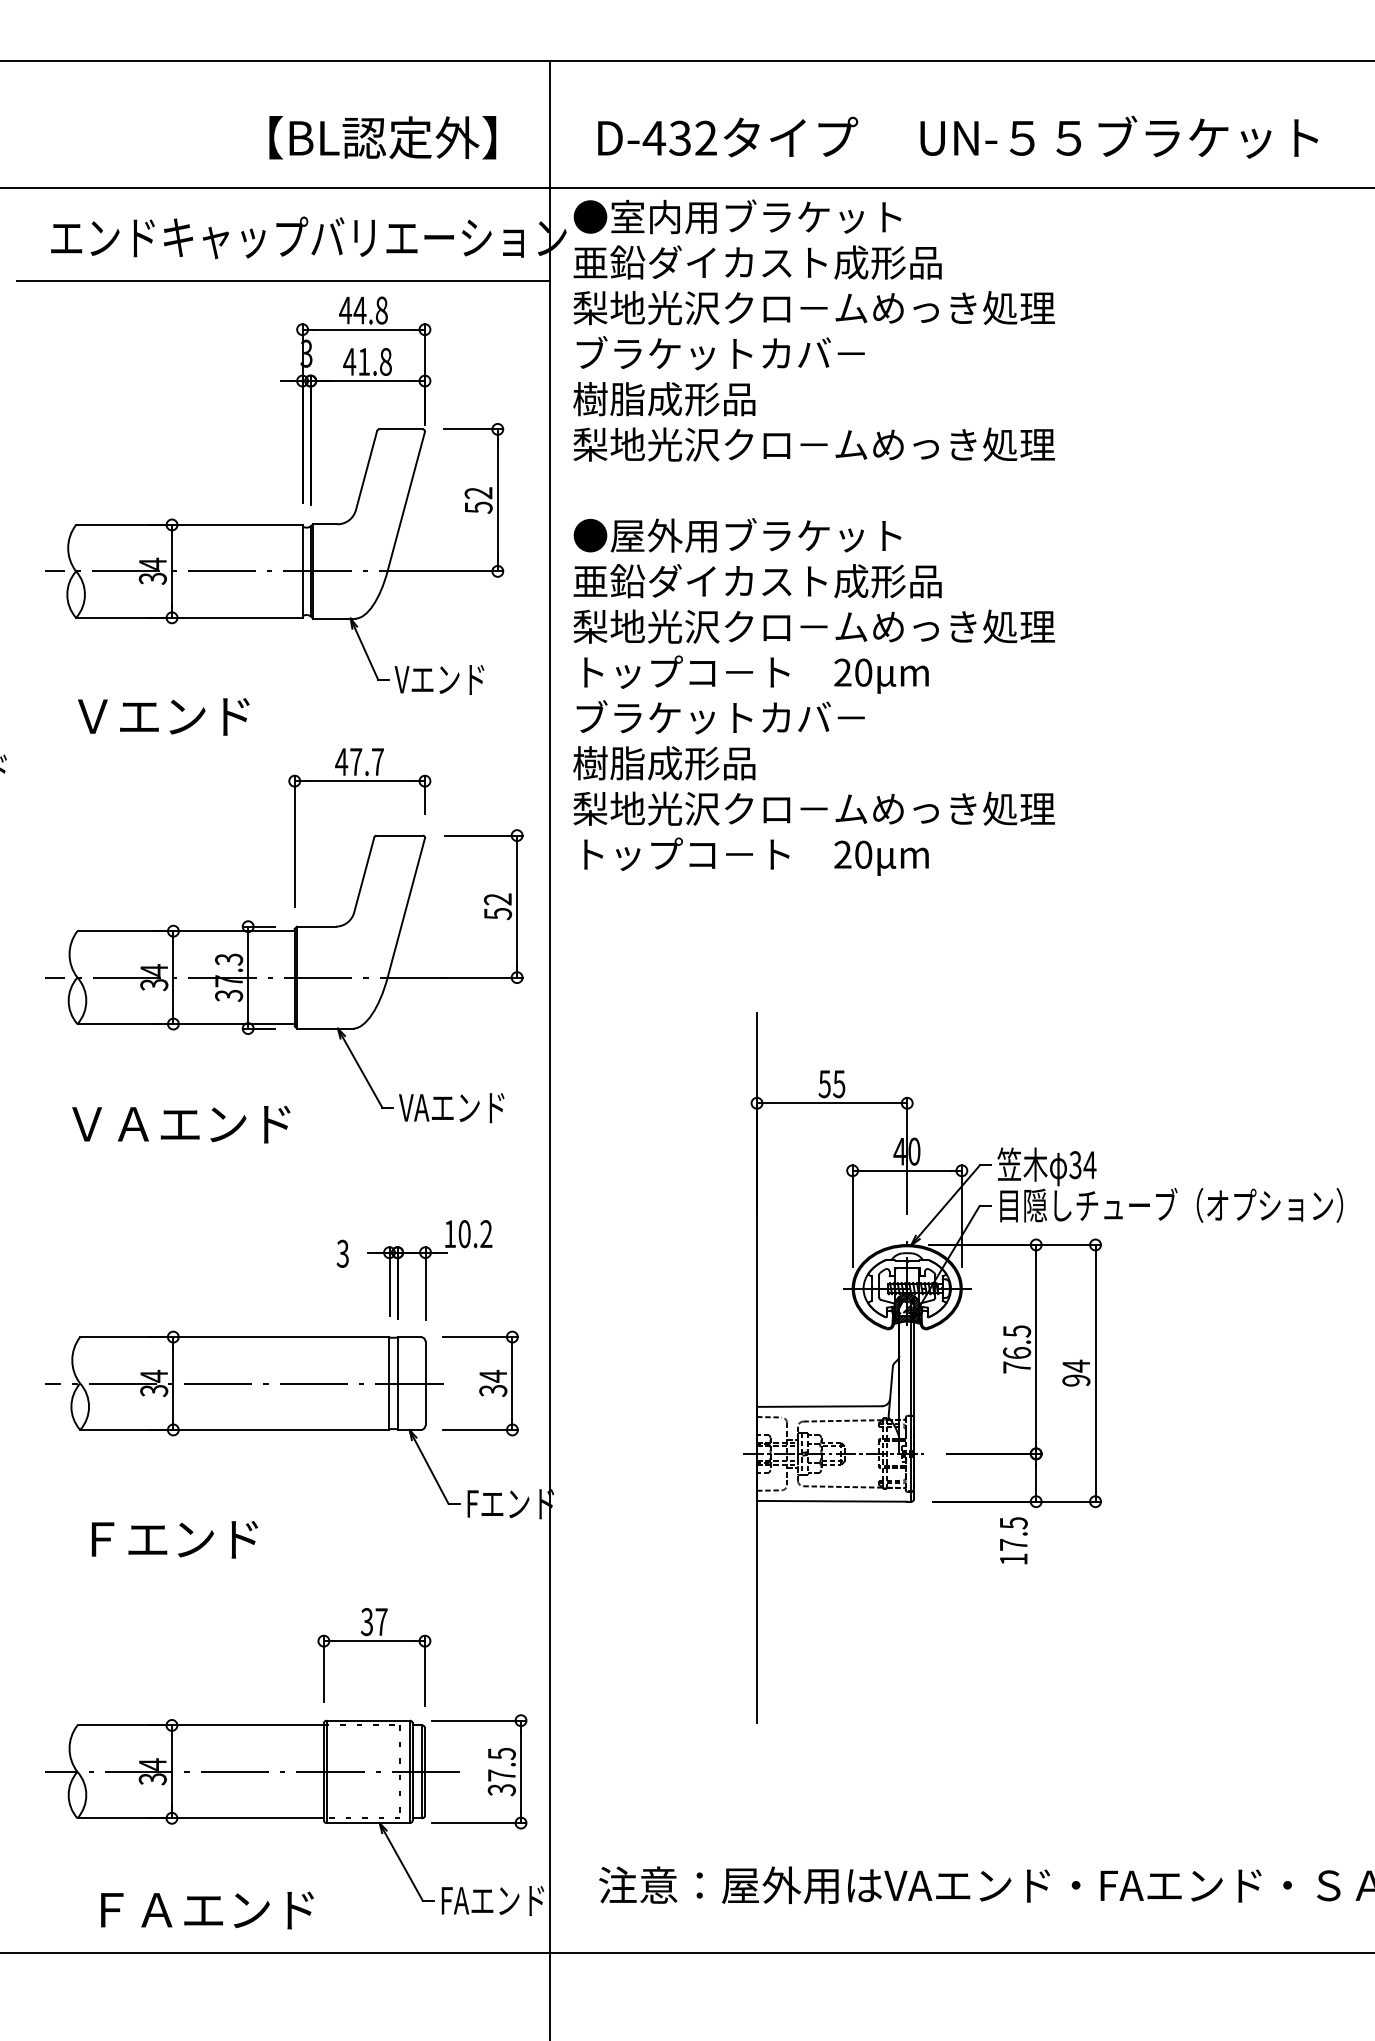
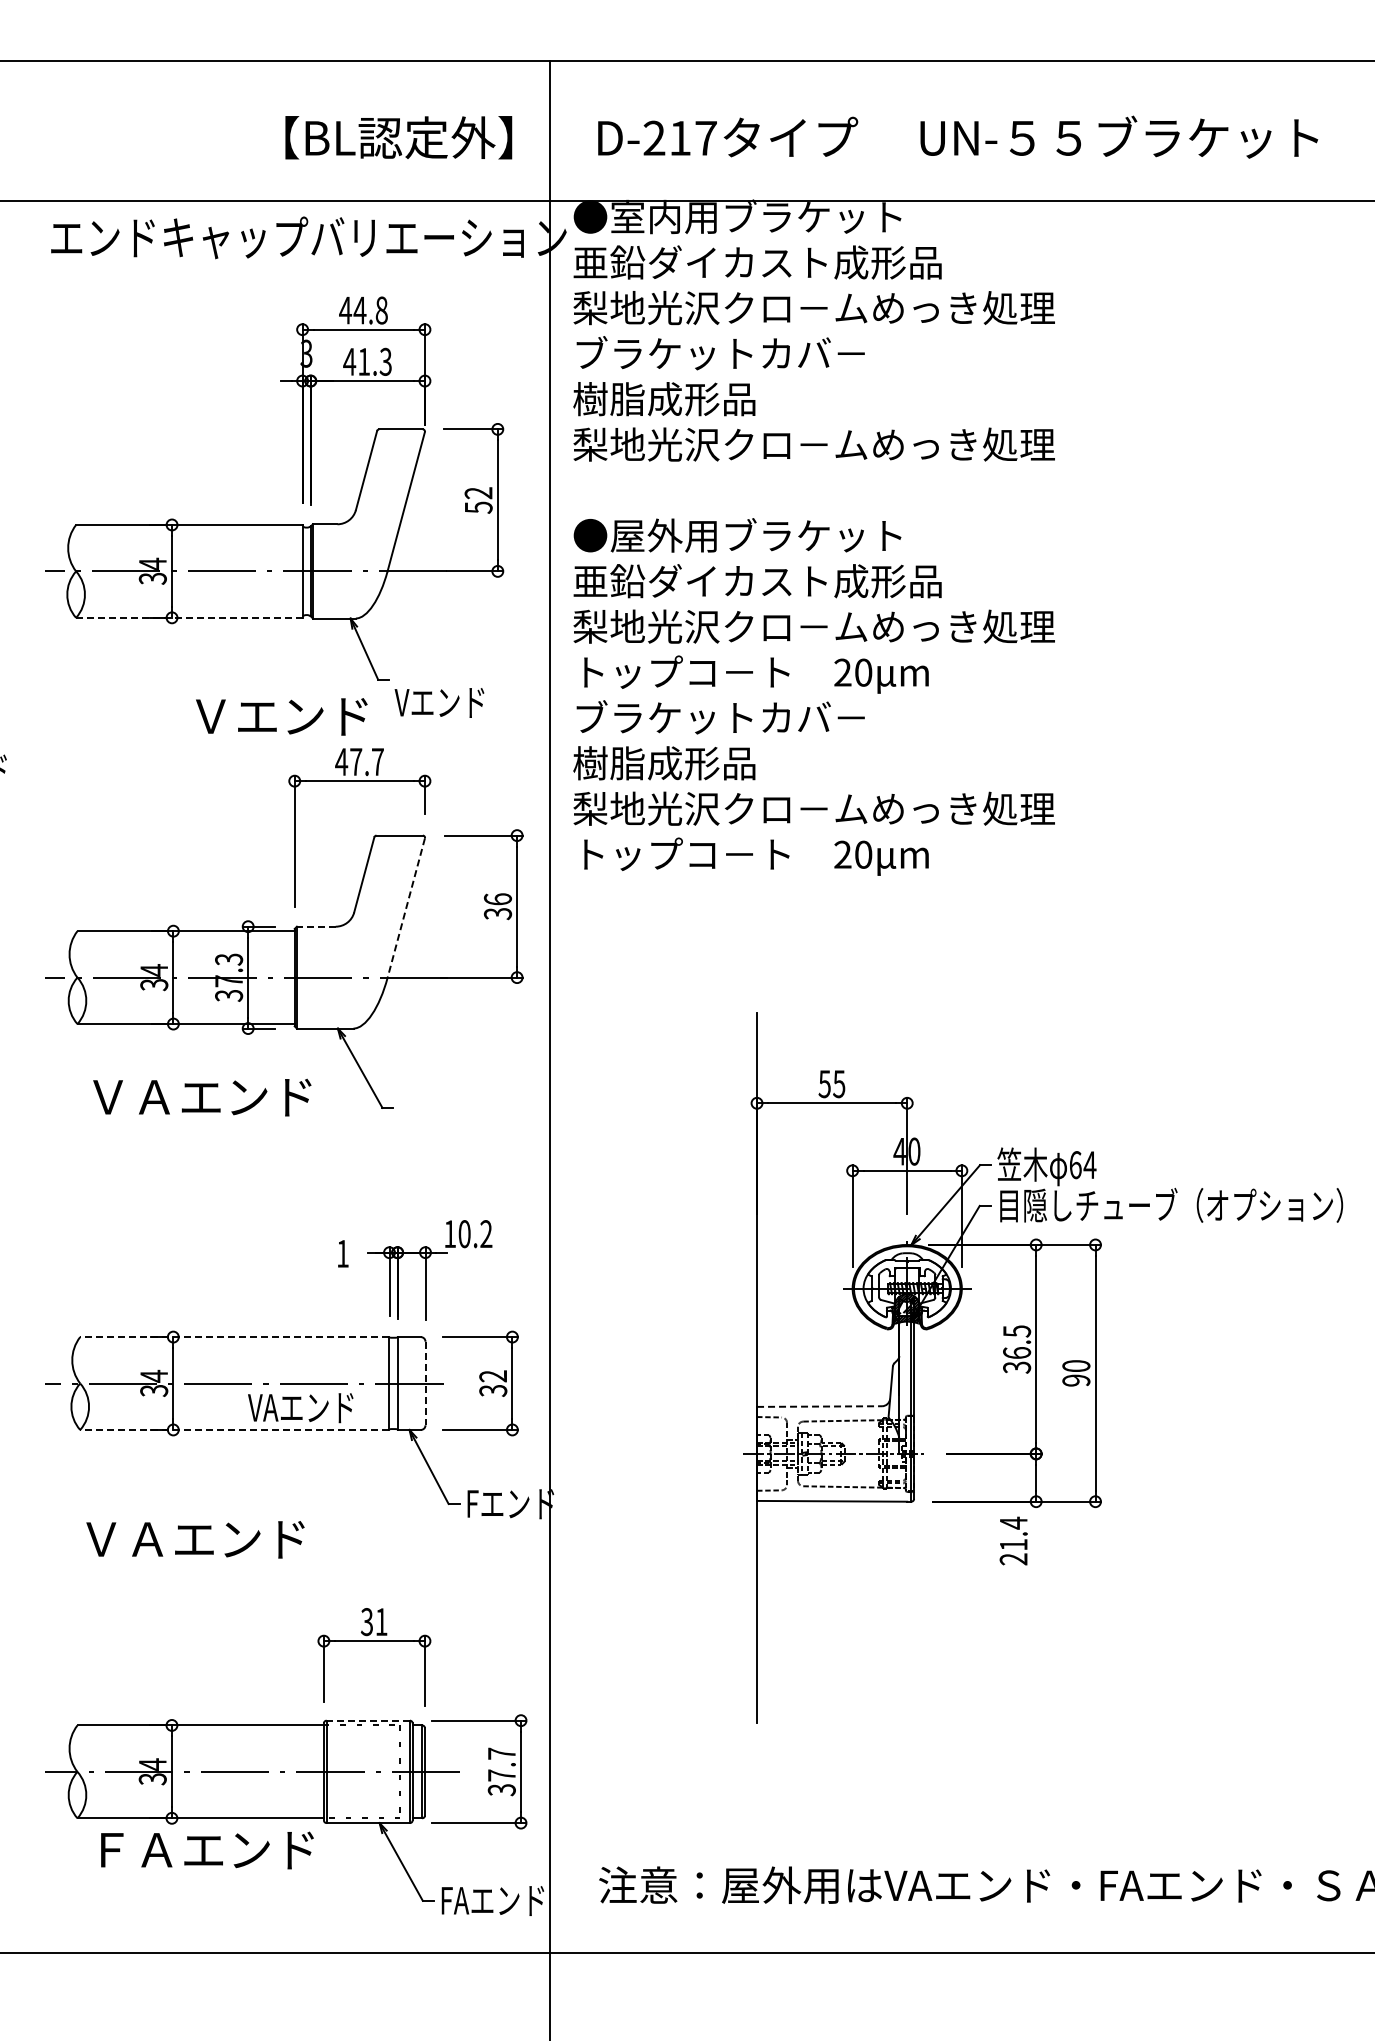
text position: (382, 137) -> (398, 137) (398, 137)
text: D-432 -> D-217 (679, 137)
line position: (686, 187) -> (686, 200) (686, 200)
line: present -> none (283, 281)
text: 41.8 -> 41.3 (385, 361)
line: solid -> dashed (188, 617)
text position: (439, 679) -> (439, 702) (439, 702)
text position: (163, 716) -> (281, 716) (281, 716)
text: 52 -> 36 (497, 906)
line: solid -> dashed (406, 908)
line: solid -> dashed (315, 926)
text position: (451, 1108) -> (300, 1408) (300, 1408)
text position: (181, 1124) -> (202, 1097) (202, 1097)
text: 34 -> 64 (1075, 1165)
text: 3 -> 1 (342, 1253)
line: solid -> dashed (234, 1337)
text: 94 -> 90 (1076, 1365)
text: 76.5 -> 36.5 (1017, 1367)
text: 34 -> 32 (492, 1375)
line: solid -> dashed (425, 1383)
line: solid -> dashed (820, 1406)
line: solid -> dashed (234, 1429)
text: Ｆエンド -> ＶＡエンド (195, 1539)
text: 17.5 -> 21.4 (1013, 1540)
text: 37 -> 31 (381, 1621)
line: solid -> dashed (368, 1720)
text: 37.5 -> 37.7 (501, 1753)
text position: (207, 1910) -> (207, 1850) (207, 1850)
